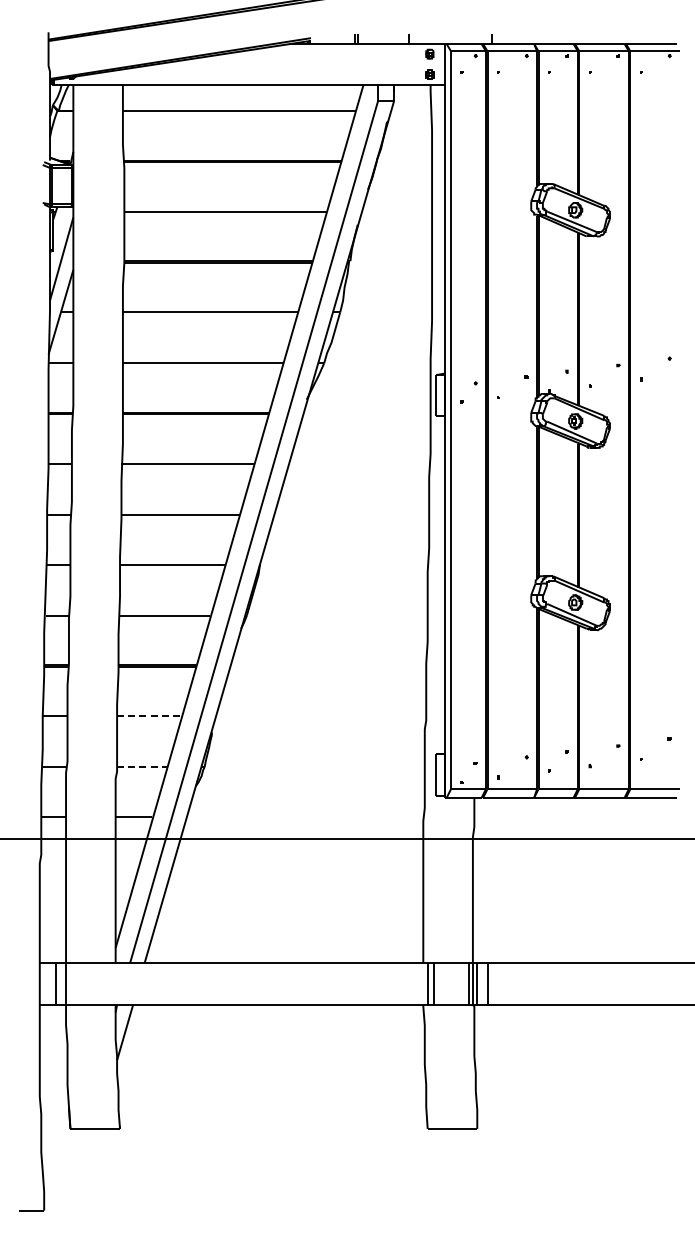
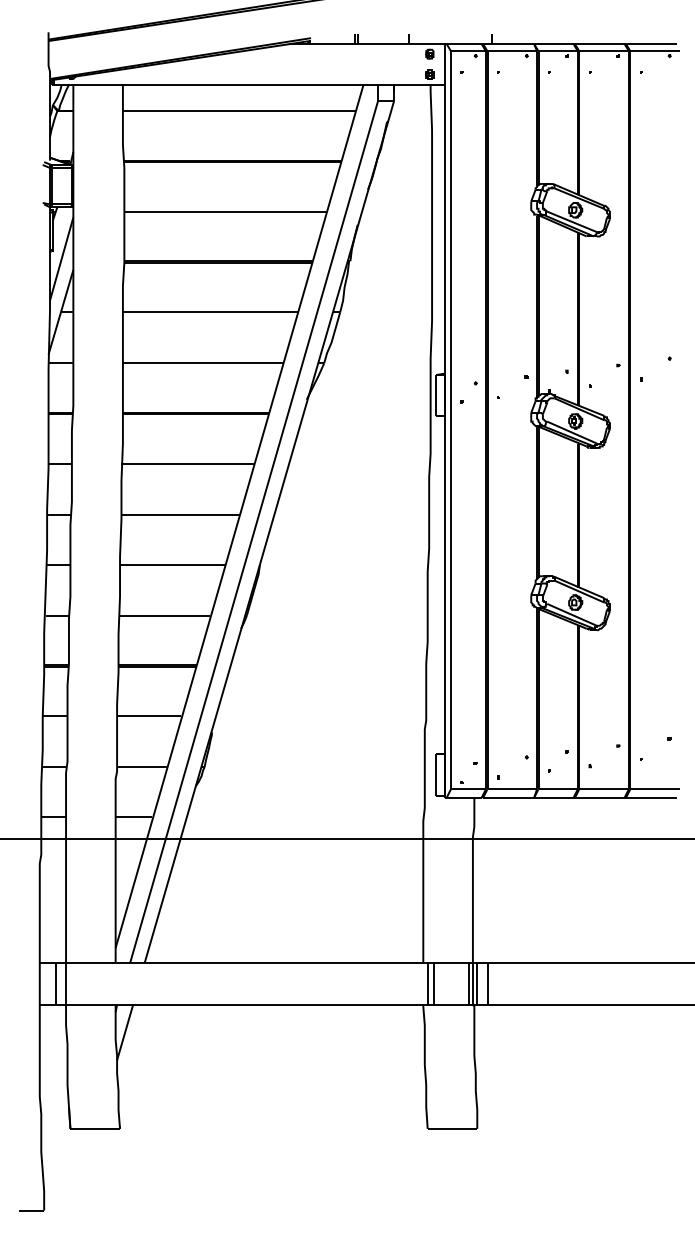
line: dashed -> solid (149, 716)
line: dashed -> solid (141, 767)
